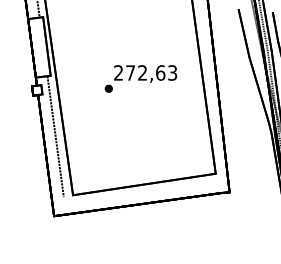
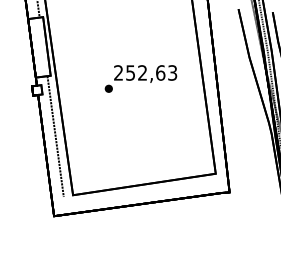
text: 272,63 -> 252,63 (130, 72)
